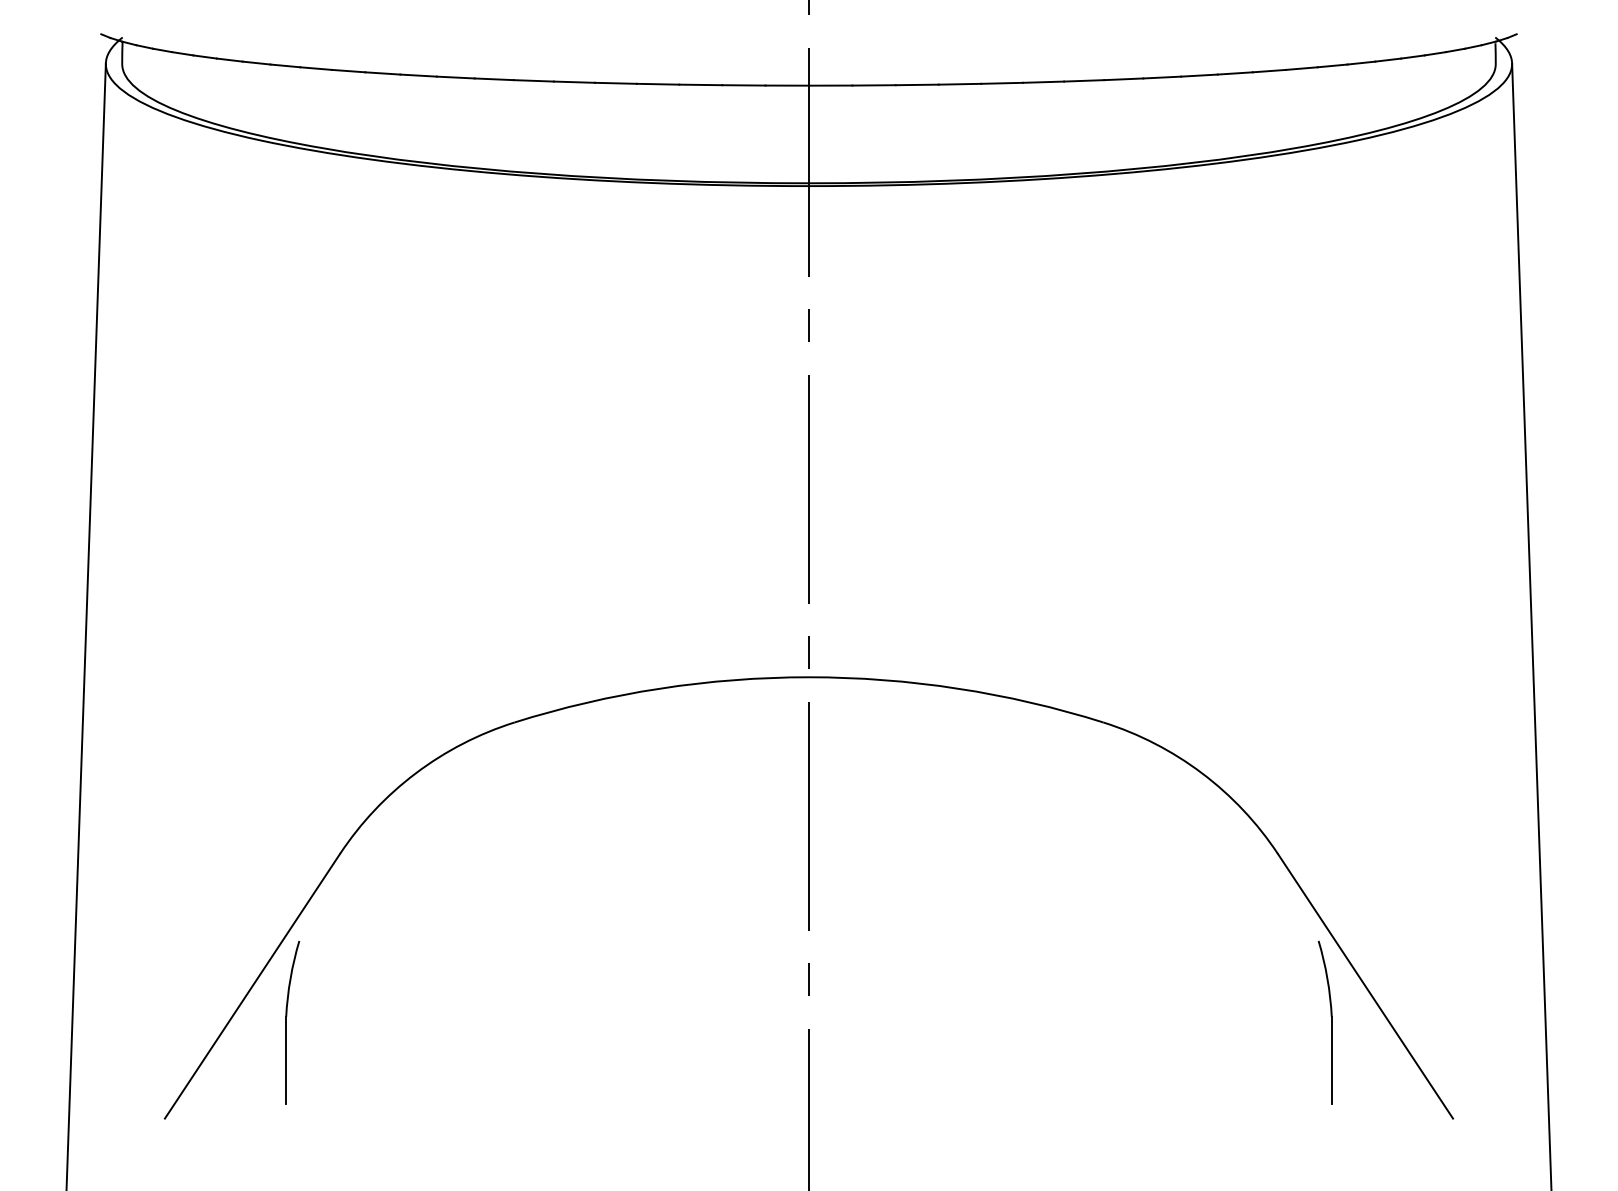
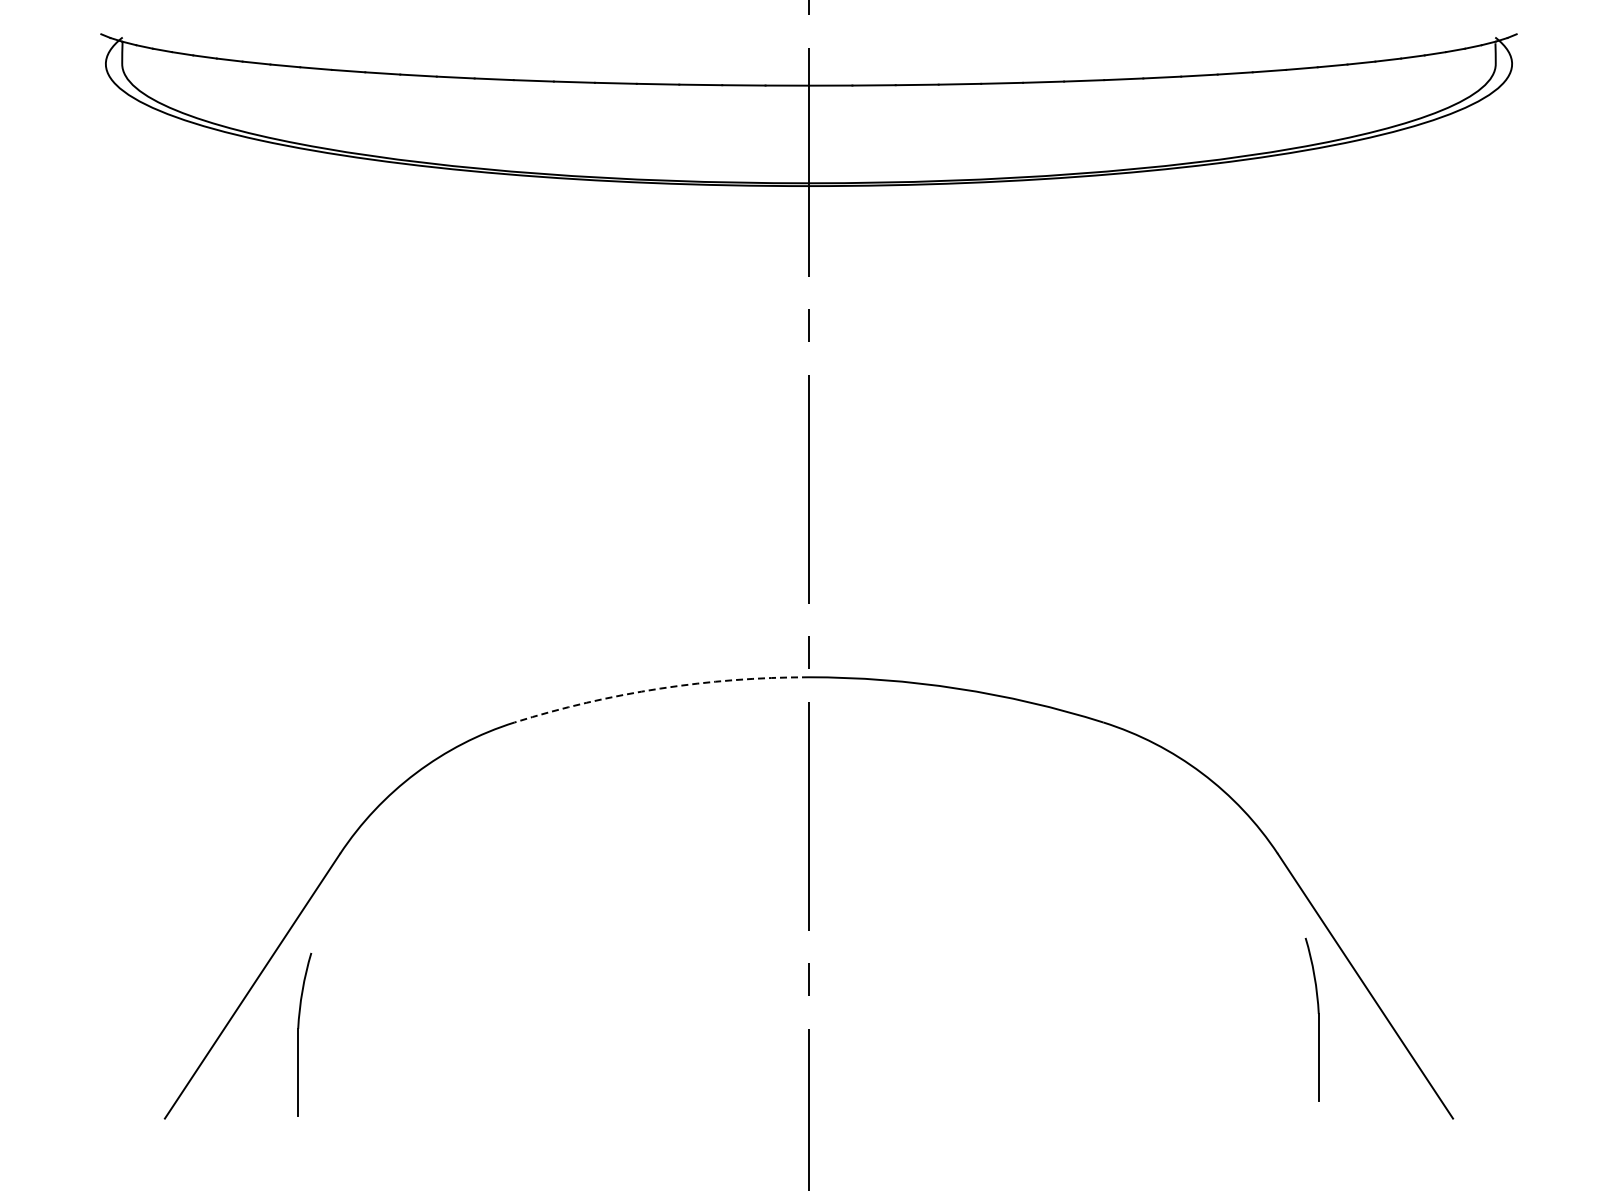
line: present -> none (85, 625)
line: present -> none (1531, 625)
arc: solid -> dashed (660, 688)
part position: (292, 1022) -> (304, 1034) (304, 1034)
part position: (1331, 1022) -> (1318, 1019) (1318, 1019)
